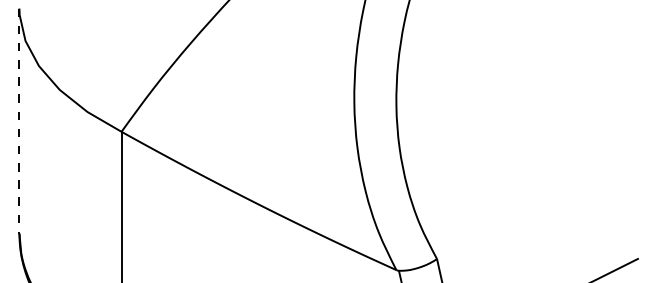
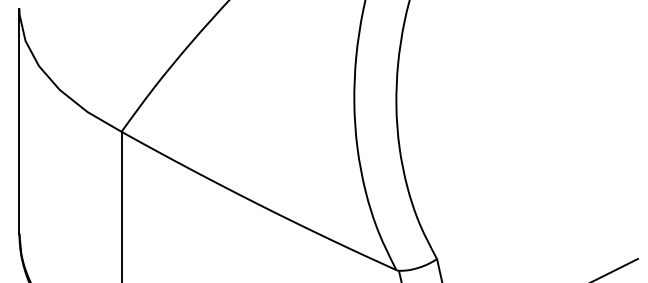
line: dashed -> solid (19, 121)
